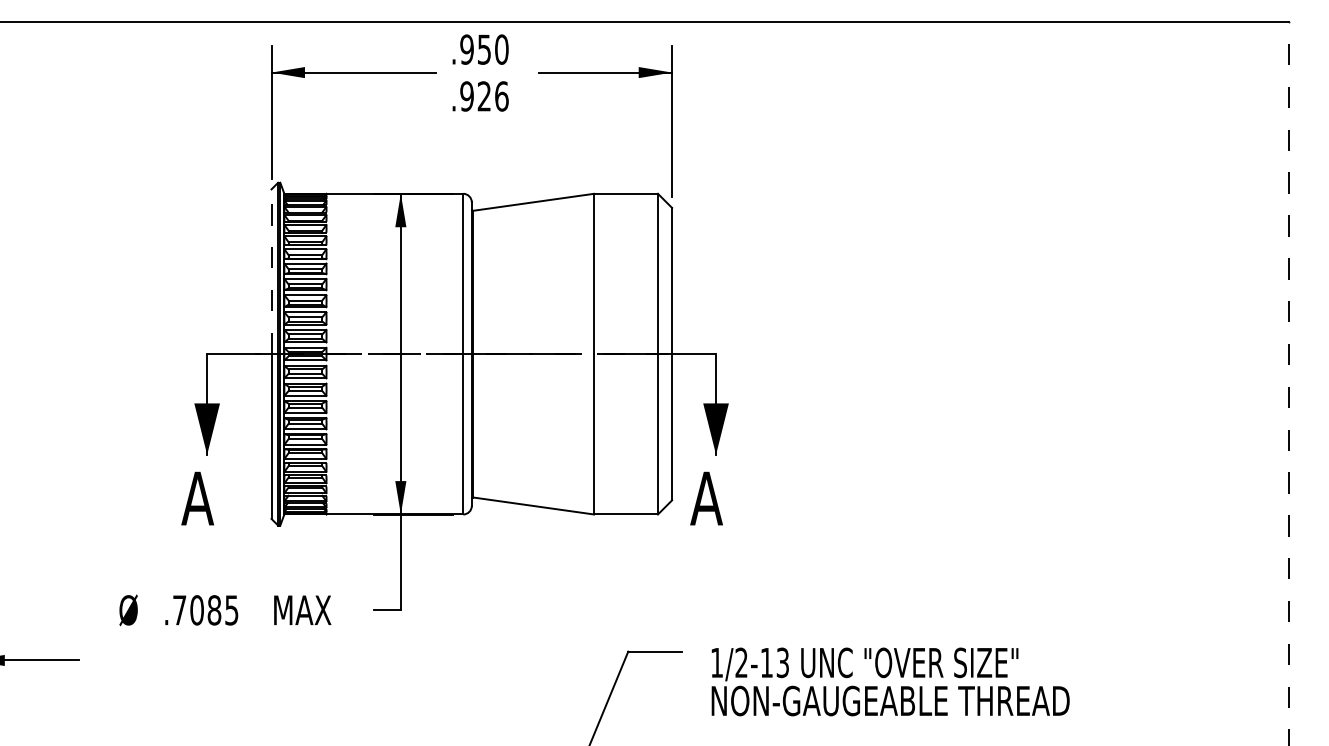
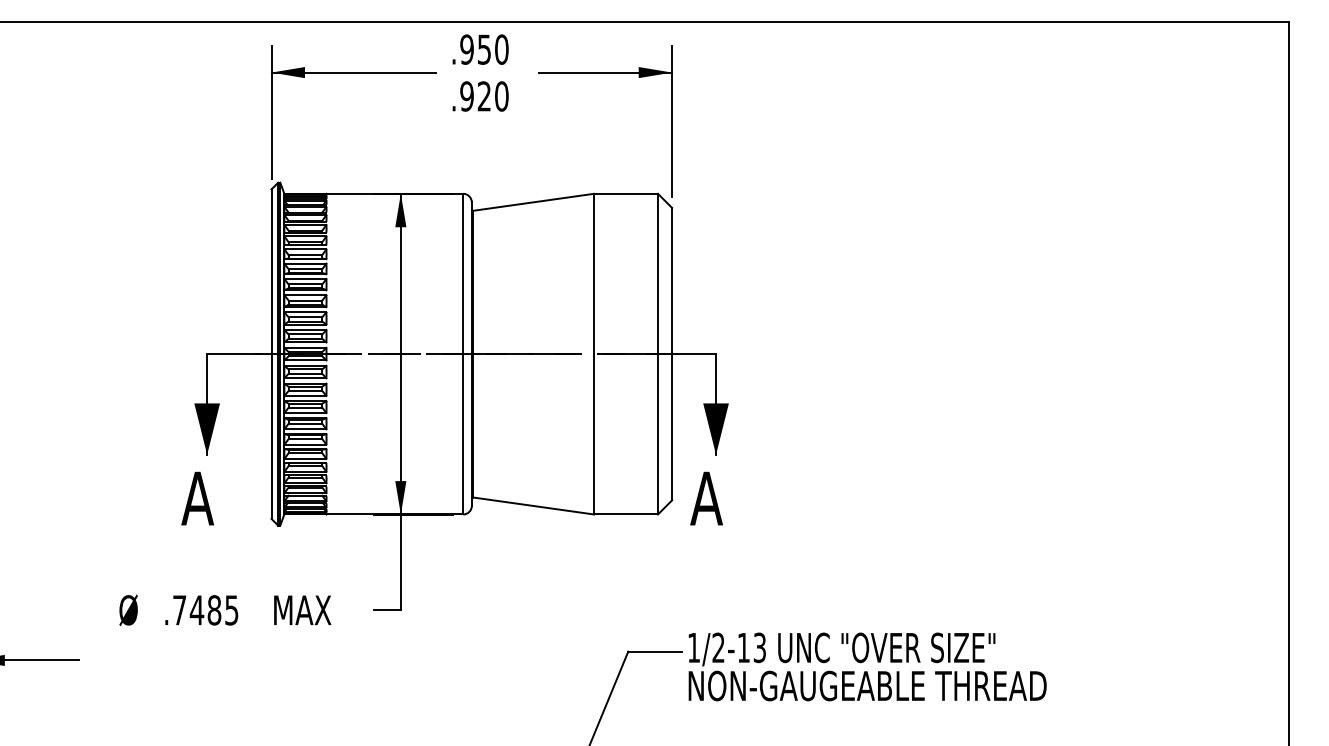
text: .926 -> .920 (501, 96)
line: dashed -> solid (271, 271)
line: dashed -> solid (1289, 383)
text: .7085 -> .7485 (196, 610)
text position: (890, 681) -> (867, 666) (867, 666)
